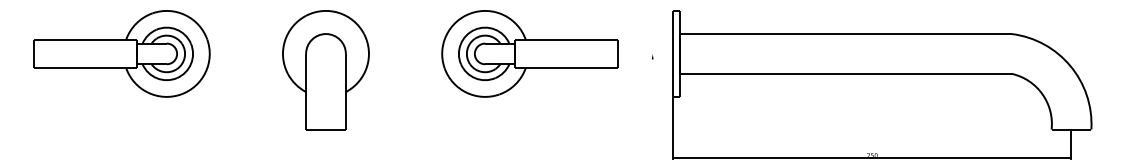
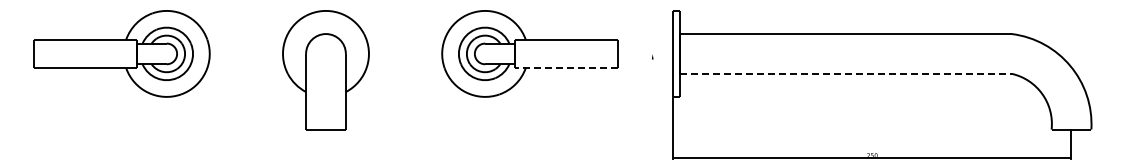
line: solid -> dashed (566, 68)
line: solid -> dashed (846, 73)
